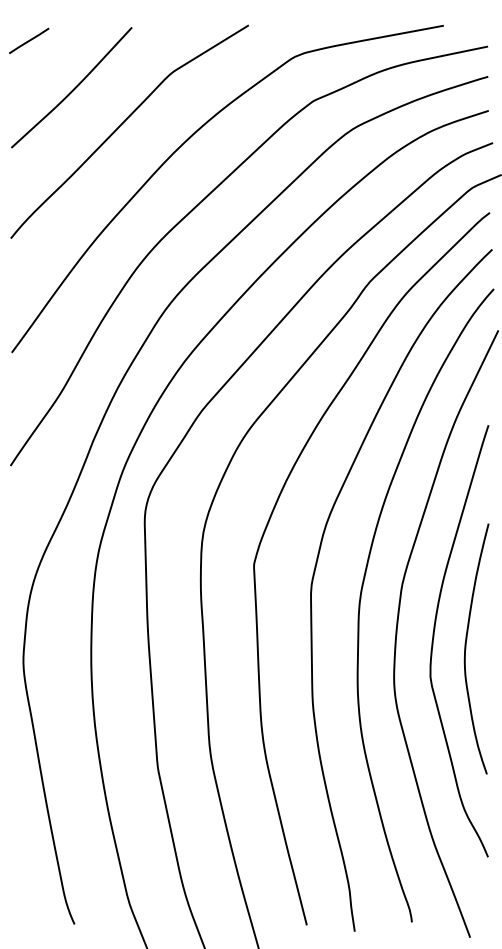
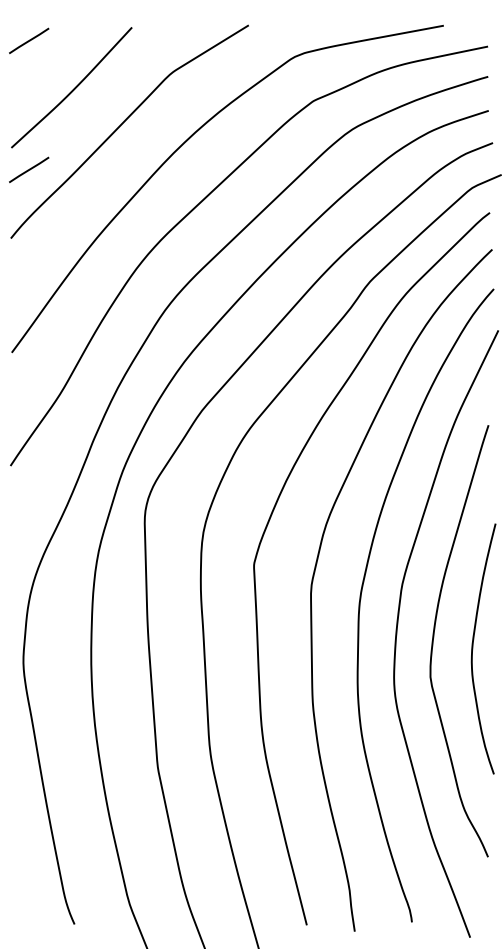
line: none -> present (29, 169)
curve position: (466, 648) -> (473, 648) (473, 648)
